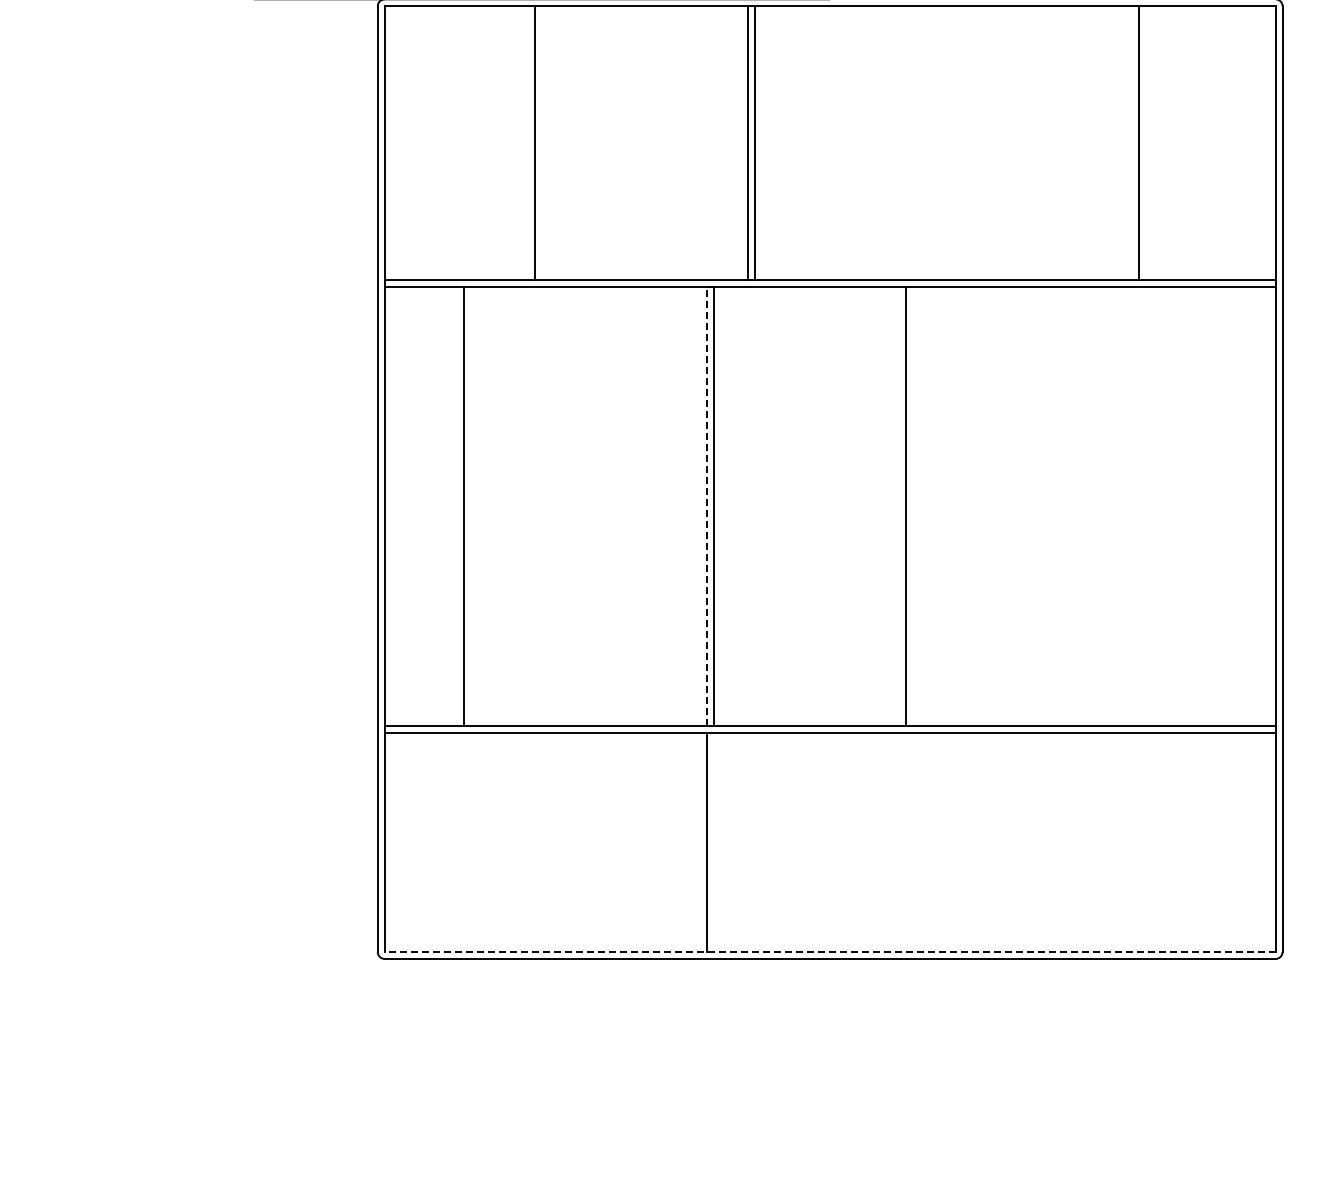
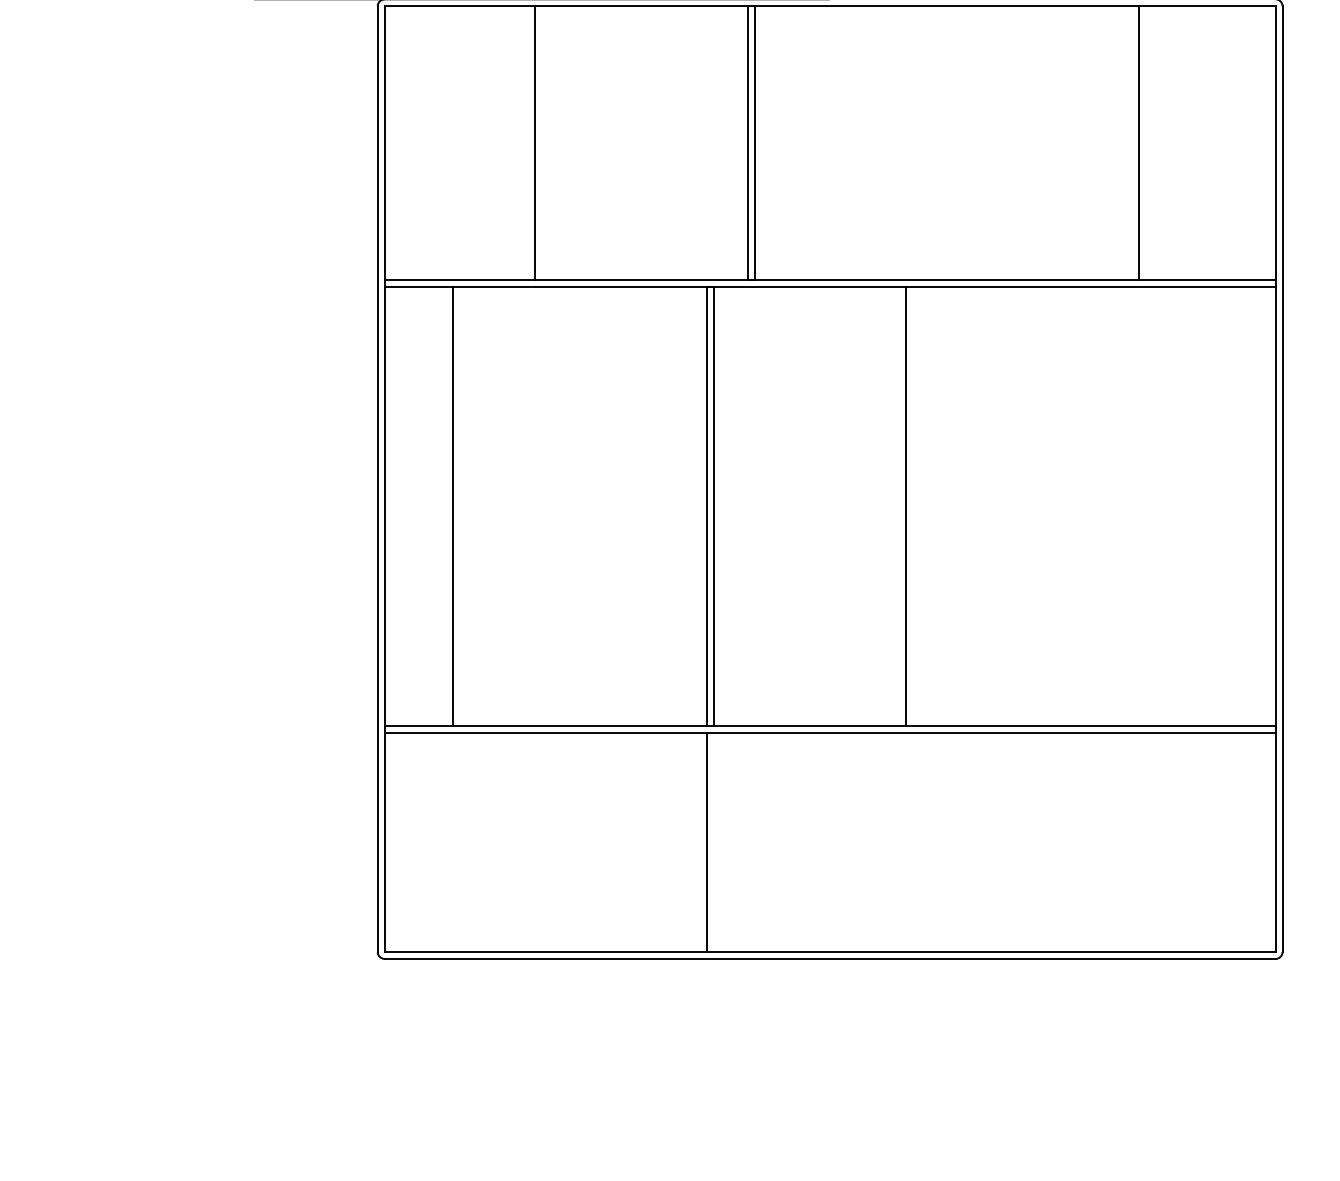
line position: (464, 506) -> (453, 506) (453, 506)
line: dashed -> solid (706, 506)
line: dashed -> solid (830, 952)
